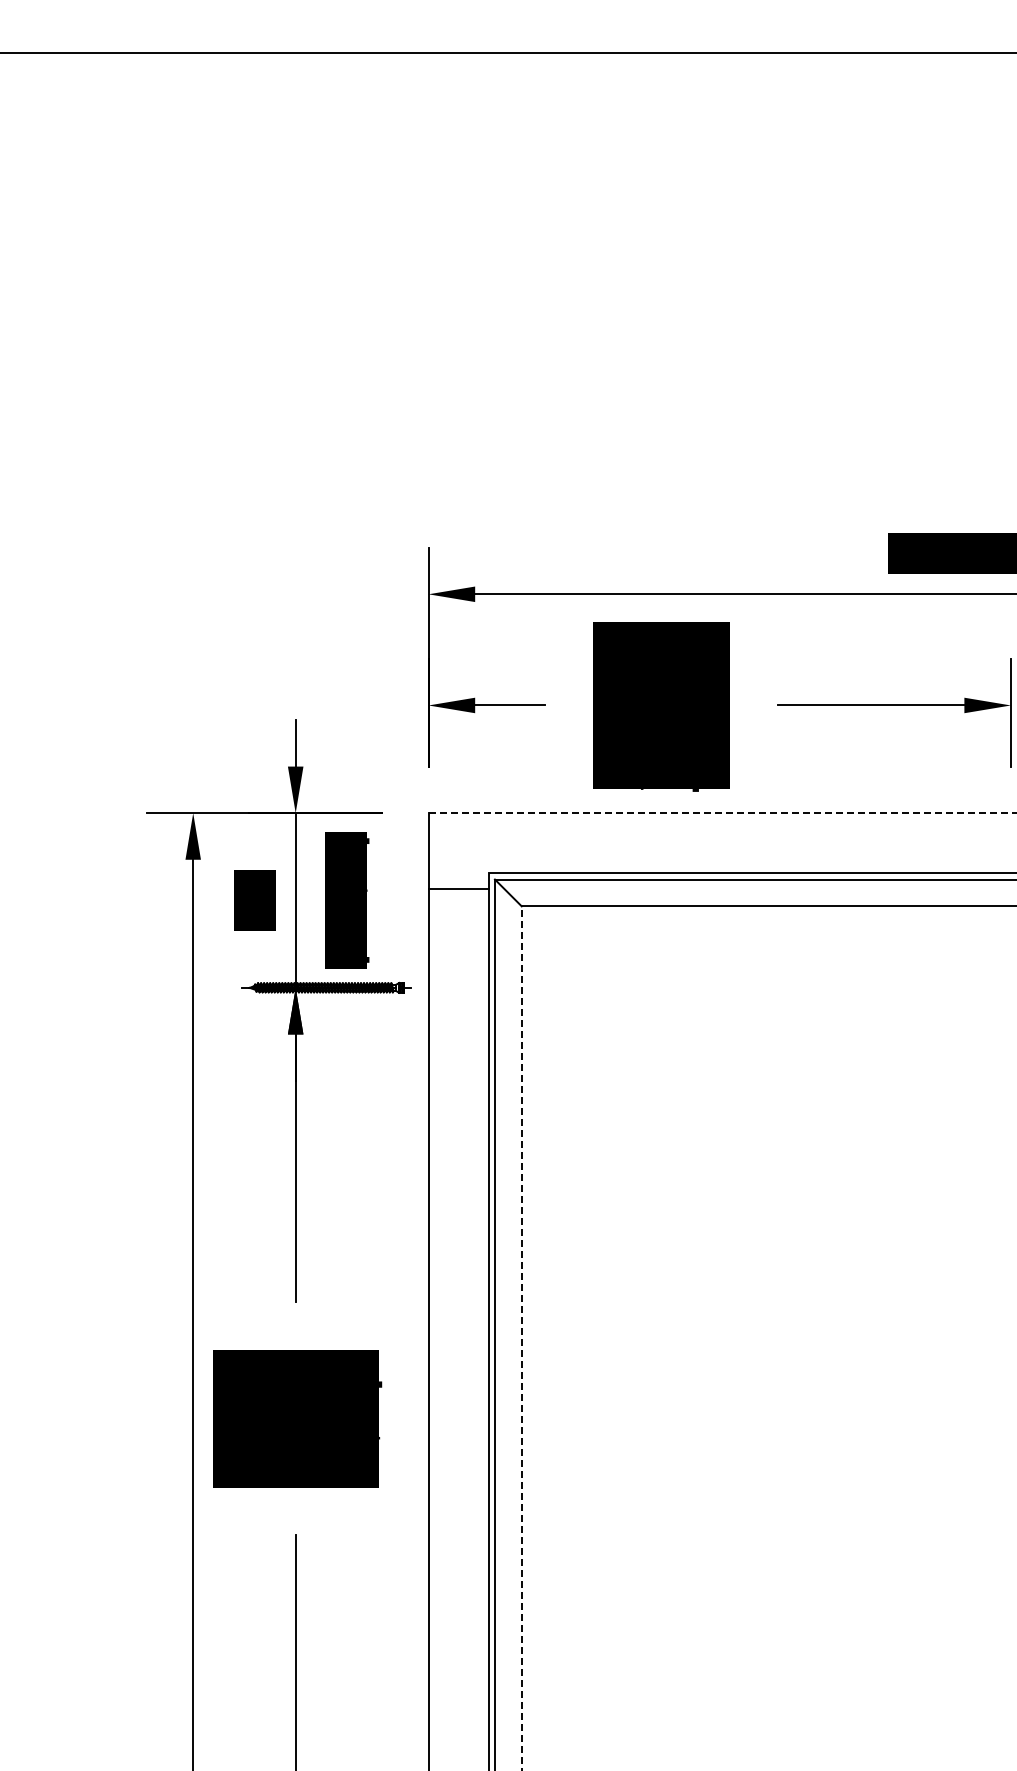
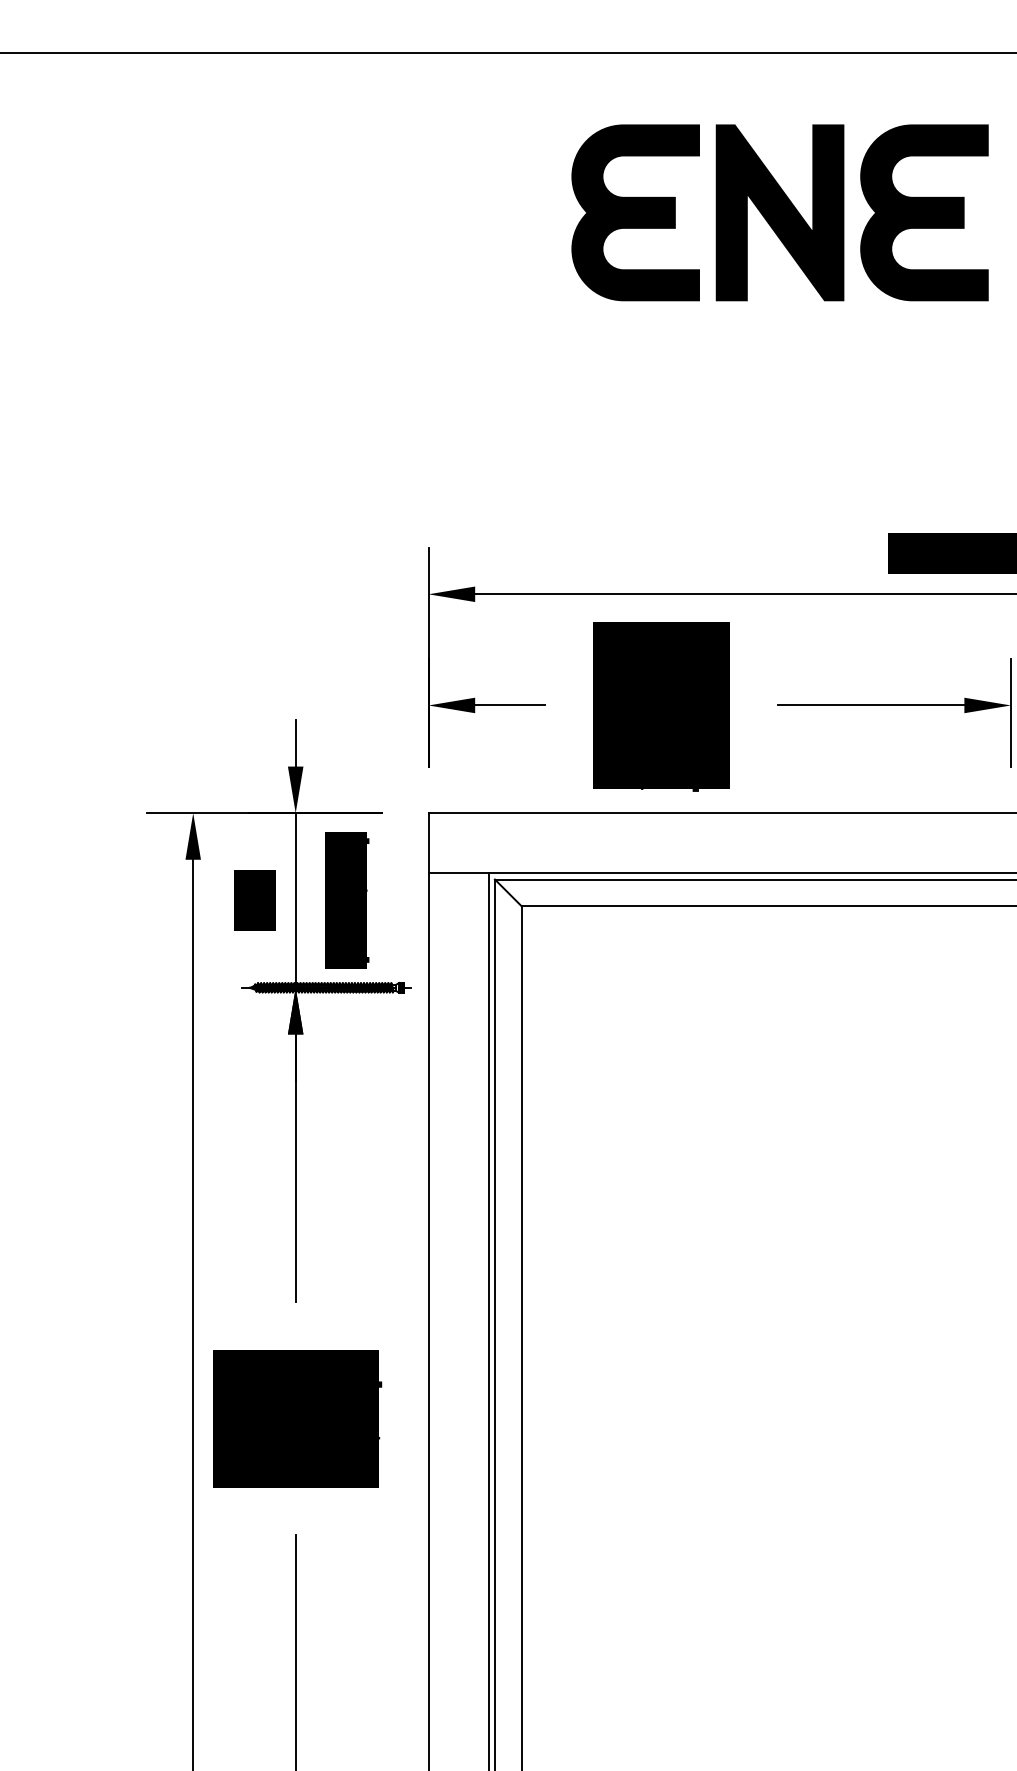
part: none -> present (779, 212)
line: dashed -> solid (722, 813)
line position: (458, 889) -> (458, 873) (458, 873)
line: dashed -> solid (521, 1338)
